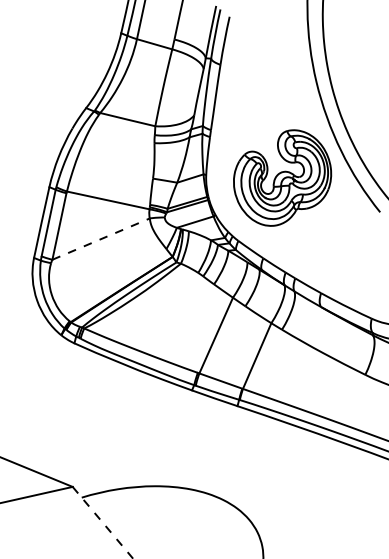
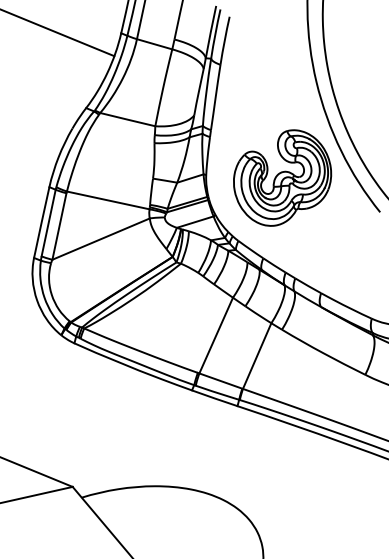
line: none -> present (58, 33)
line: dashed -> solid (101, 239)
line: dashed -> solid (102, 522)
